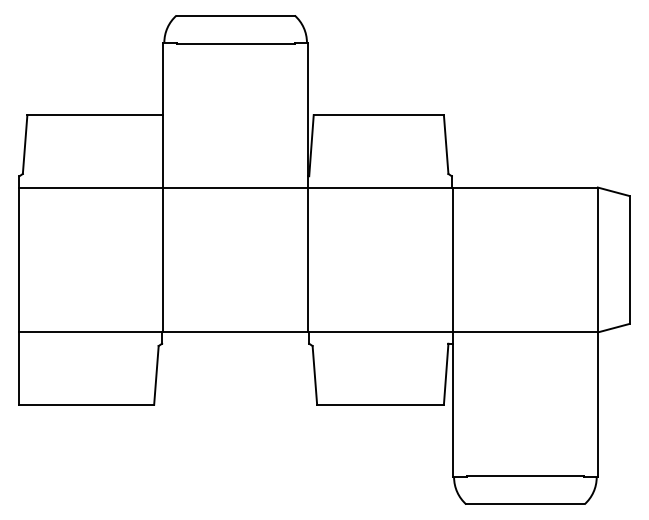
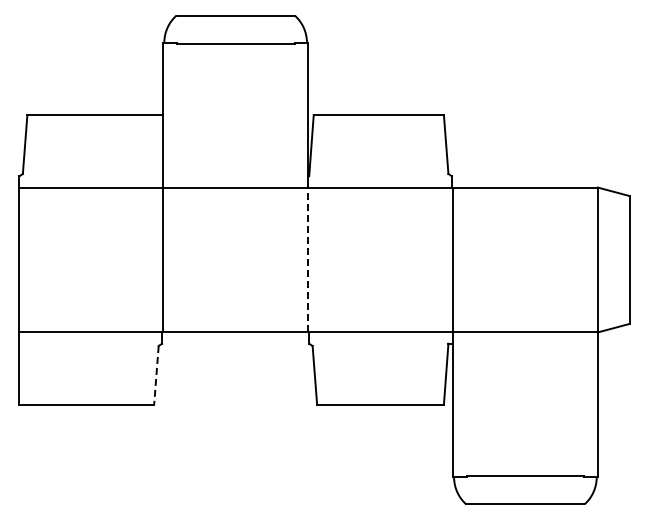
line: solid -> dashed (308, 259)
line: solid -> dashed (156, 375)
